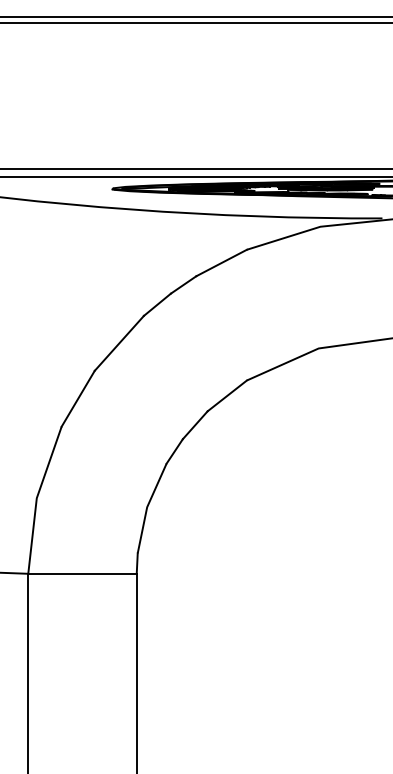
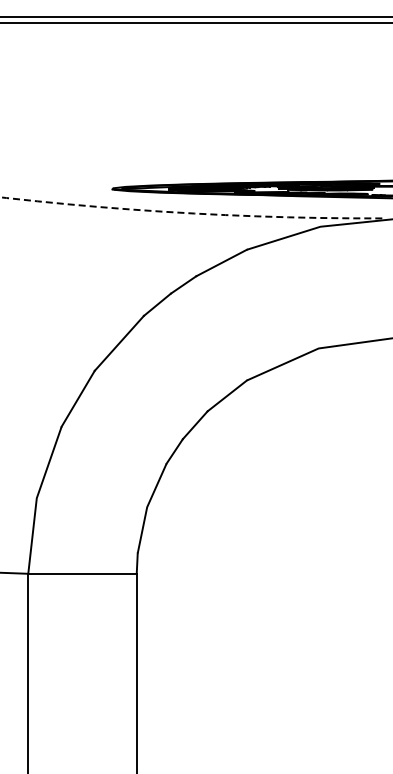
line: present -> none (195, 169)
line: present -> none (195, 177)
arc: solid -> dashed (191, 213)
